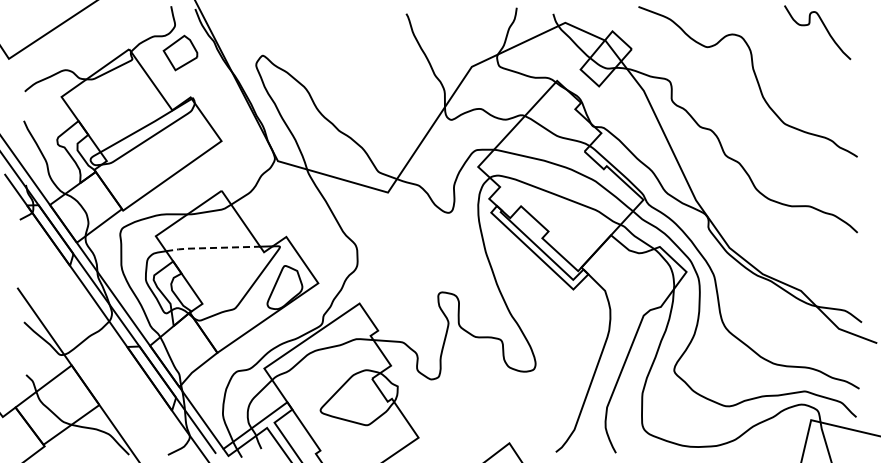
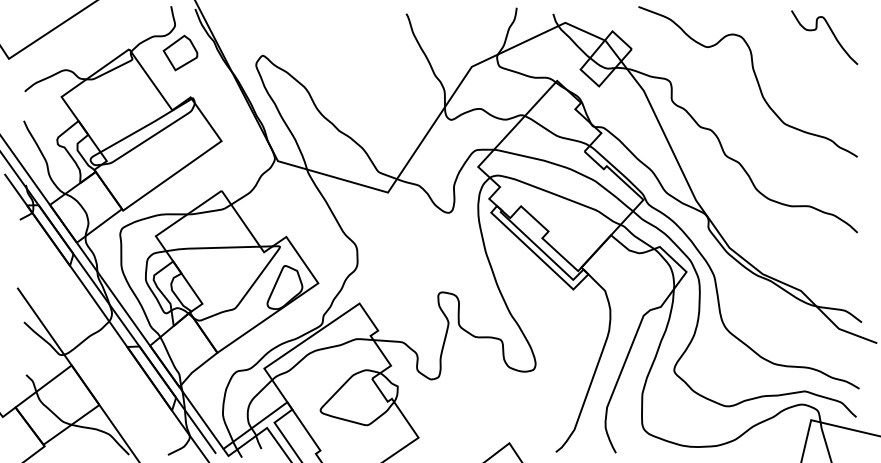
curve position: (825, 29) -> (832, 34) (832, 34)
line: dashed -> solid (211, 248)
